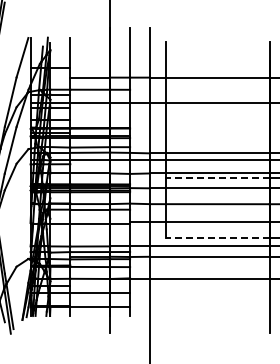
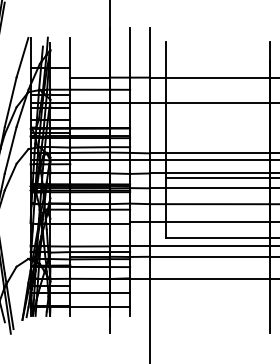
line: dashed -> solid (217, 178)
line: dashed -> solid (217, 238)
